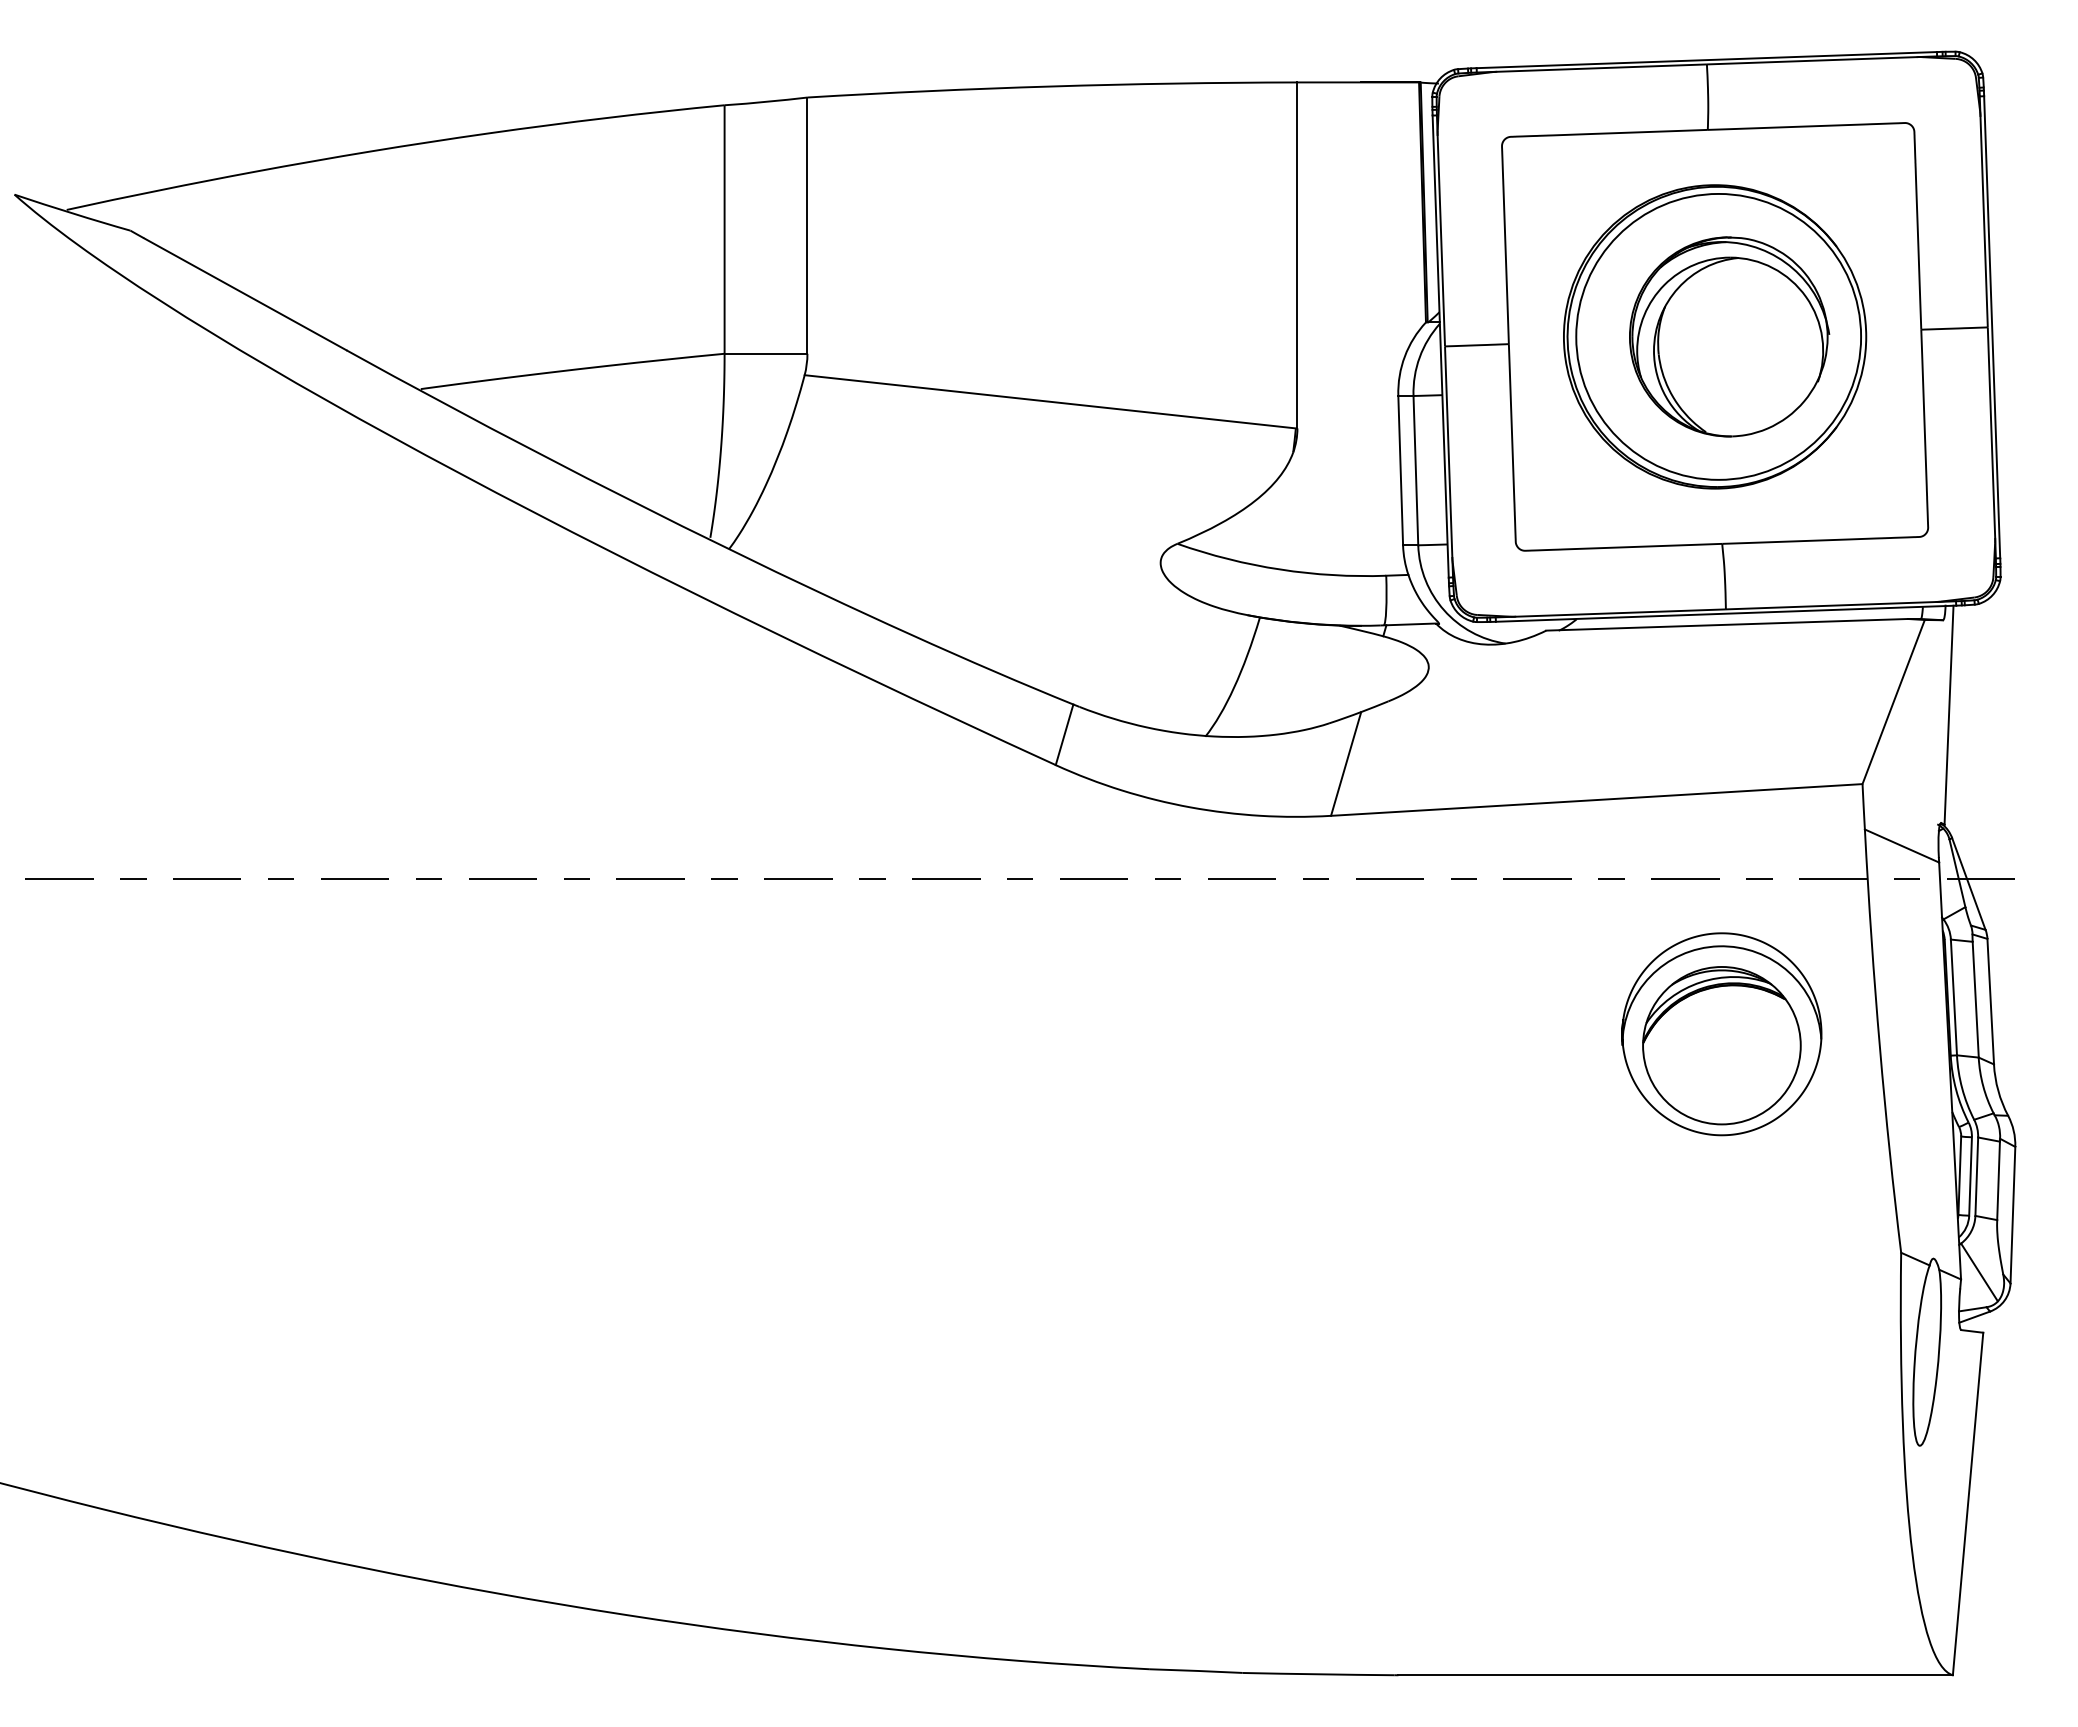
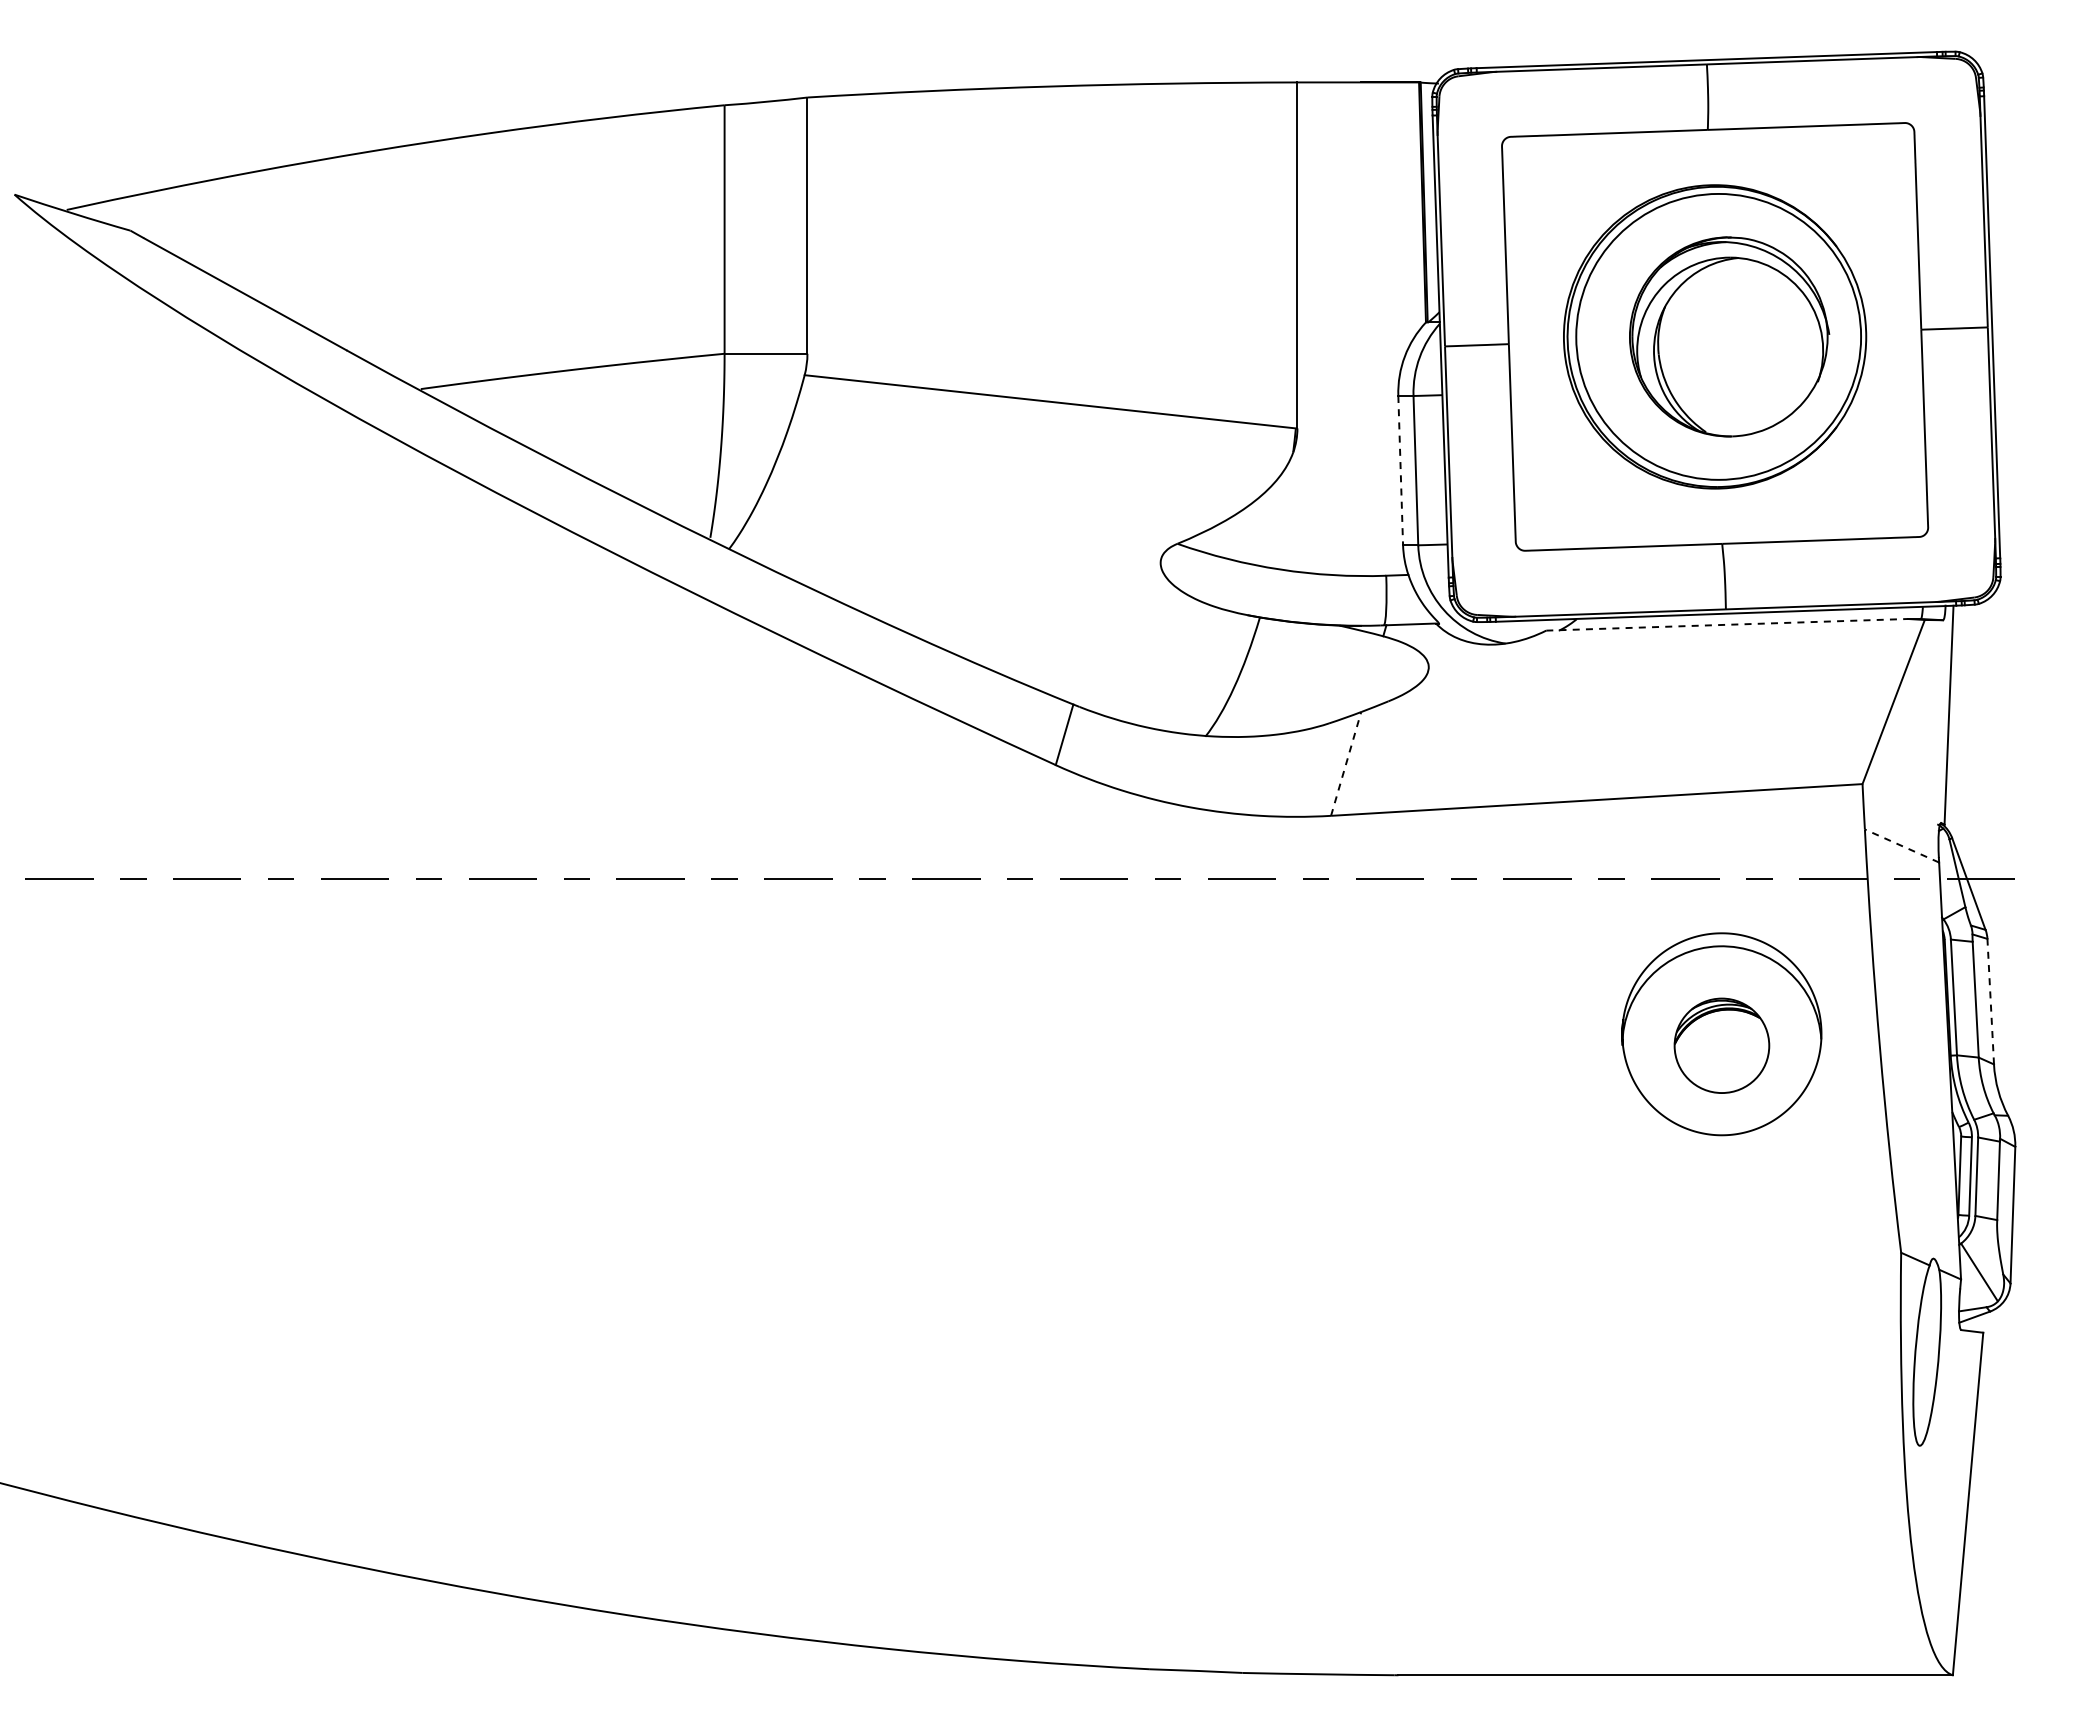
line: solid -> dashed (1400, 470)
line: solid -> dashed (1727, 624)
line: solid -> dashed (1346, 763)
line: solid -> dashed (1902, 846)
line: solid -> dashed (1990, 1001)
part size: 160x160 px -> 98x97 px (1721, 1045)
